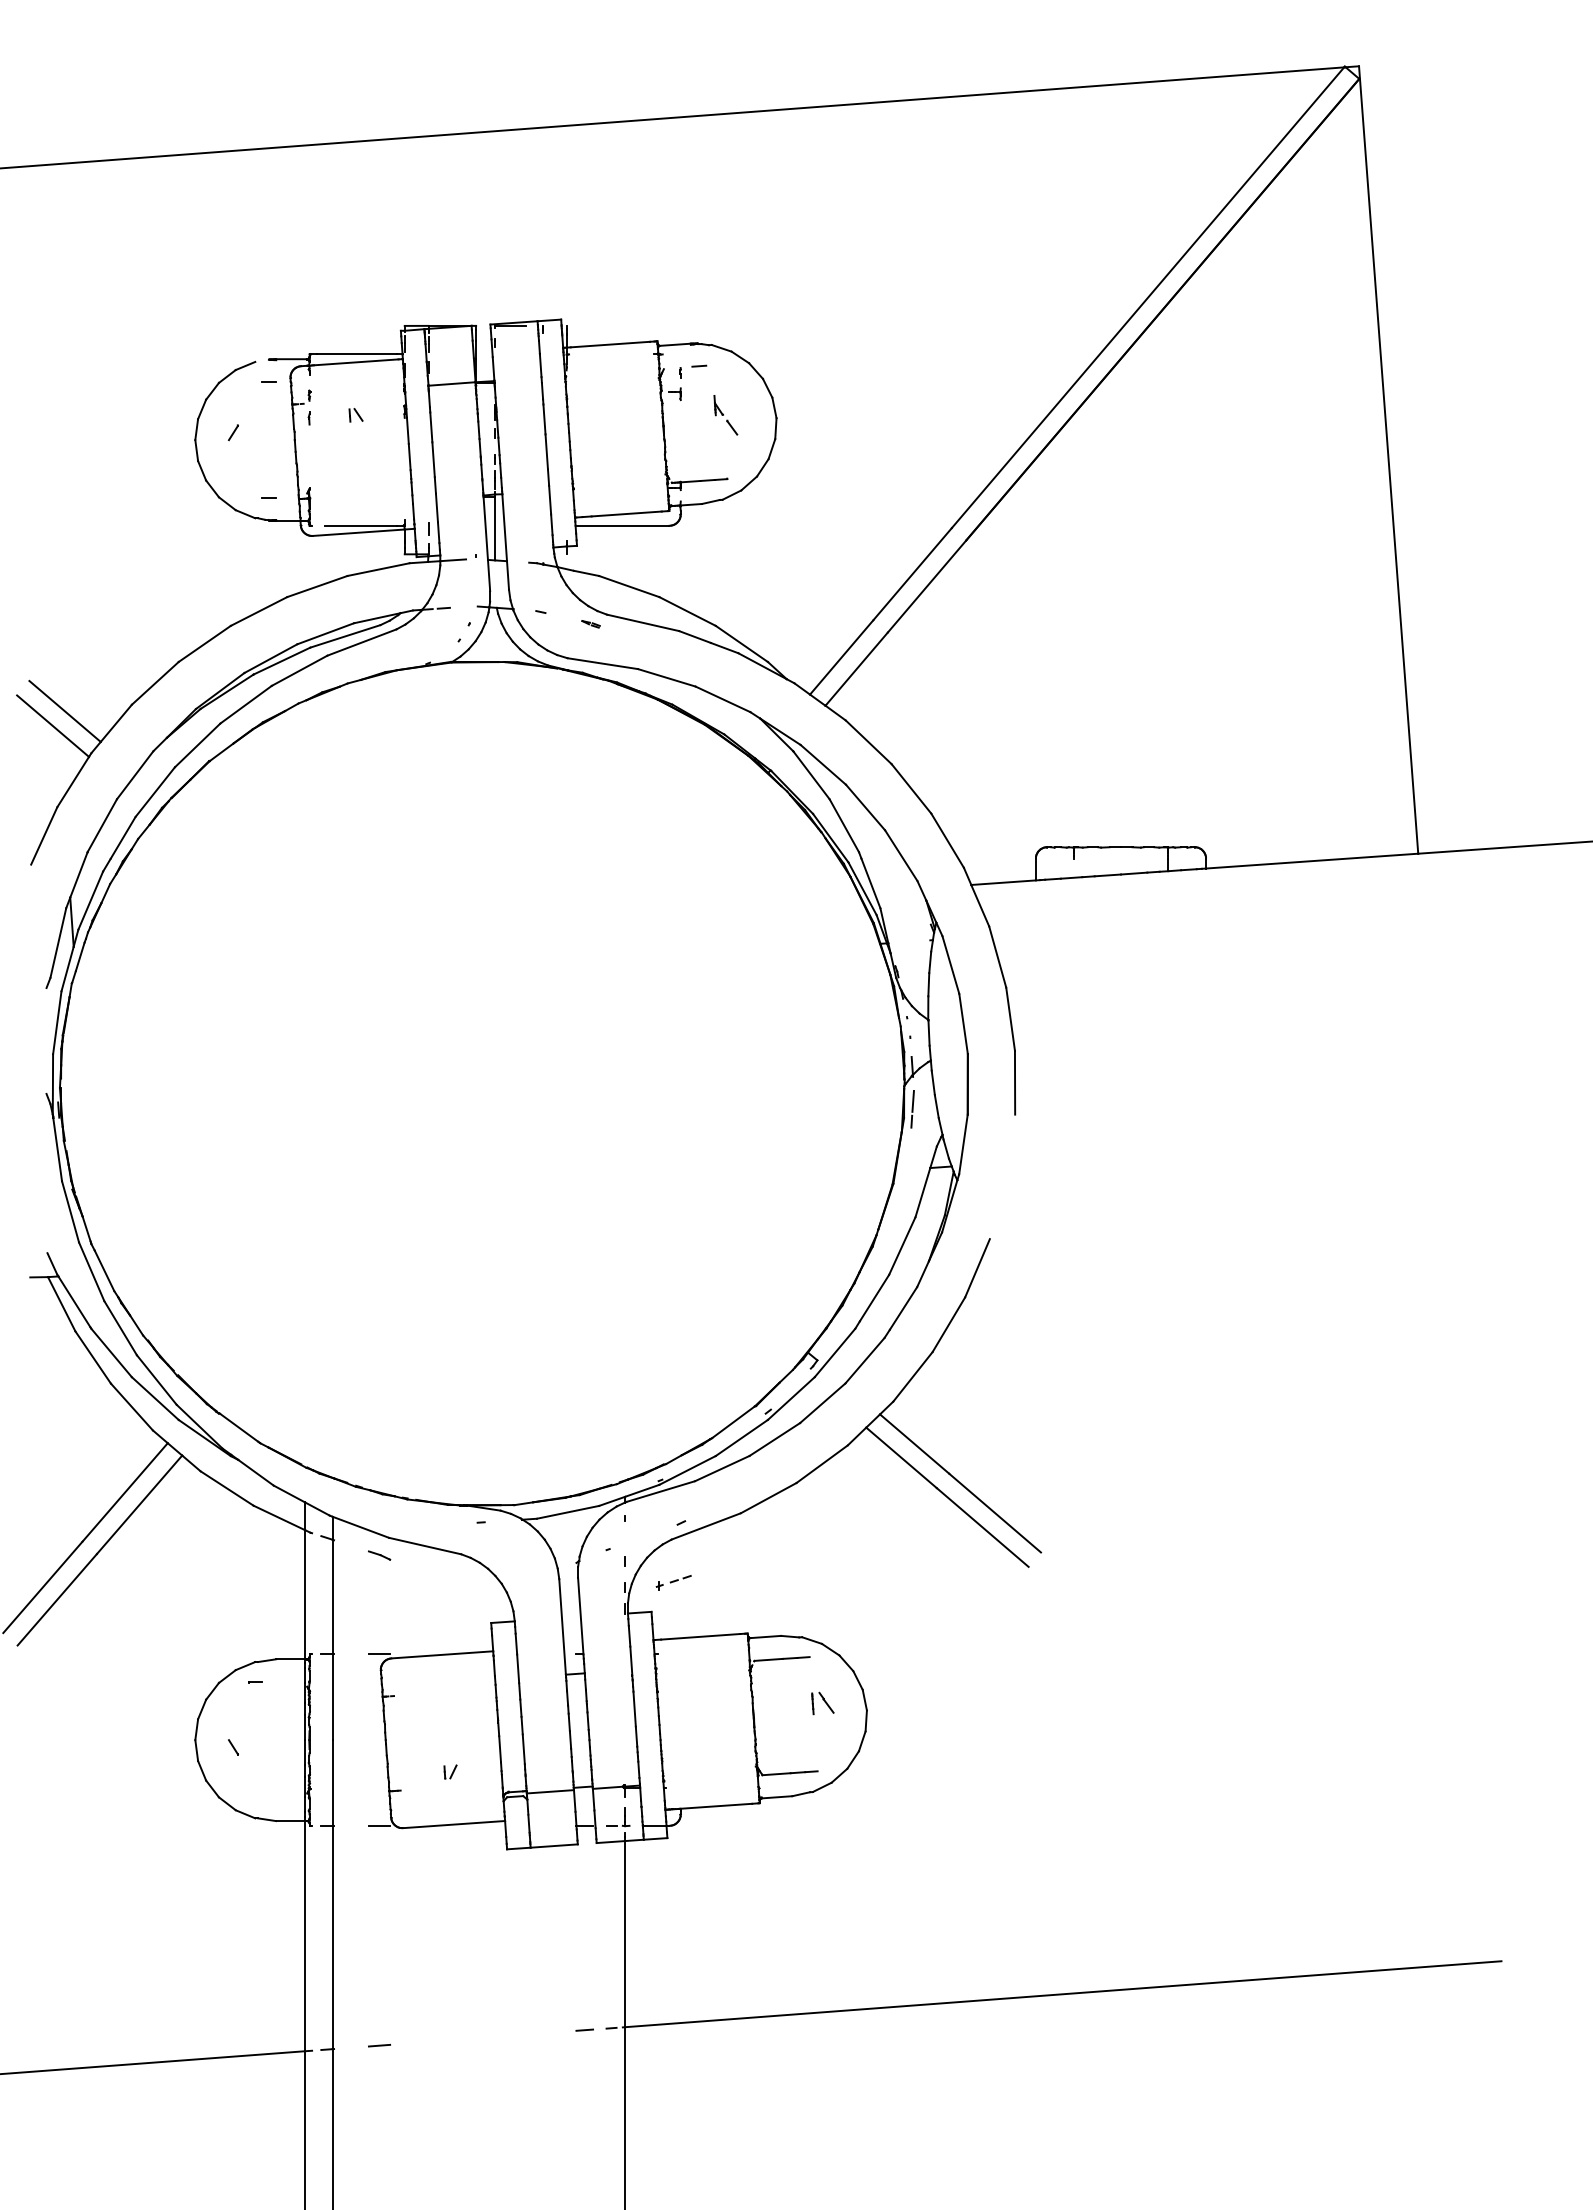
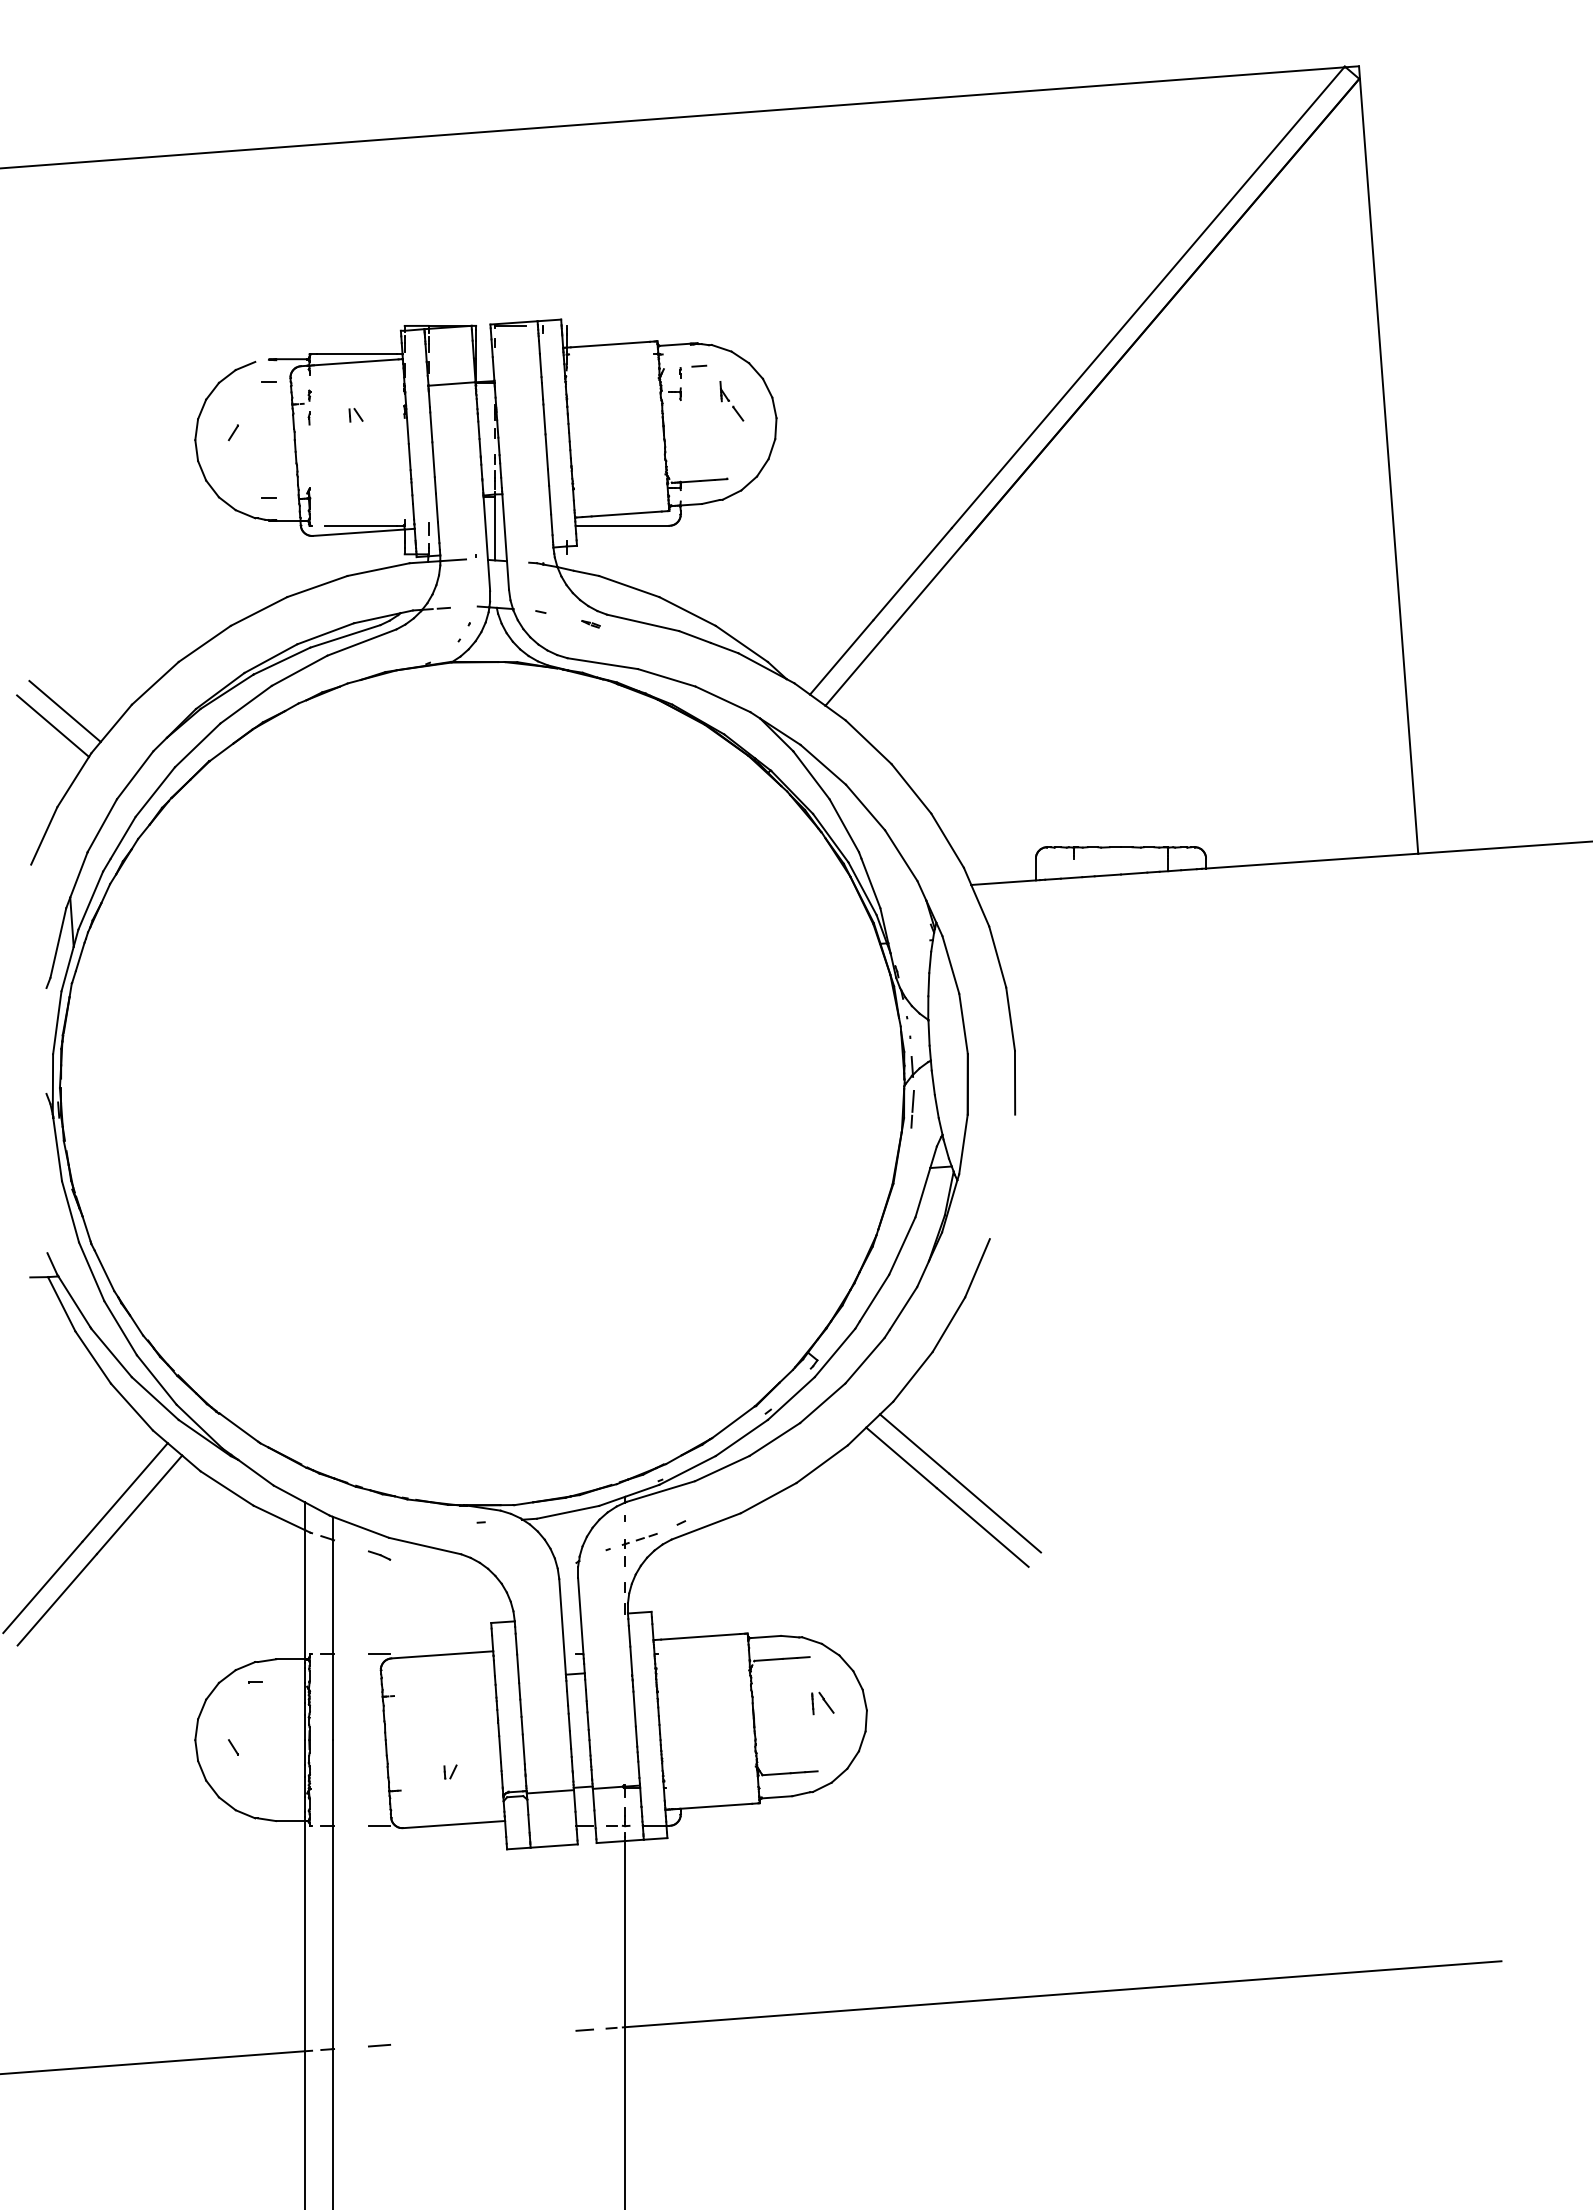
part position: (725, 415) -> (731, 401) (731, 401)
part position: (673, 1582) -> (639, 1540) (639, 1540)
